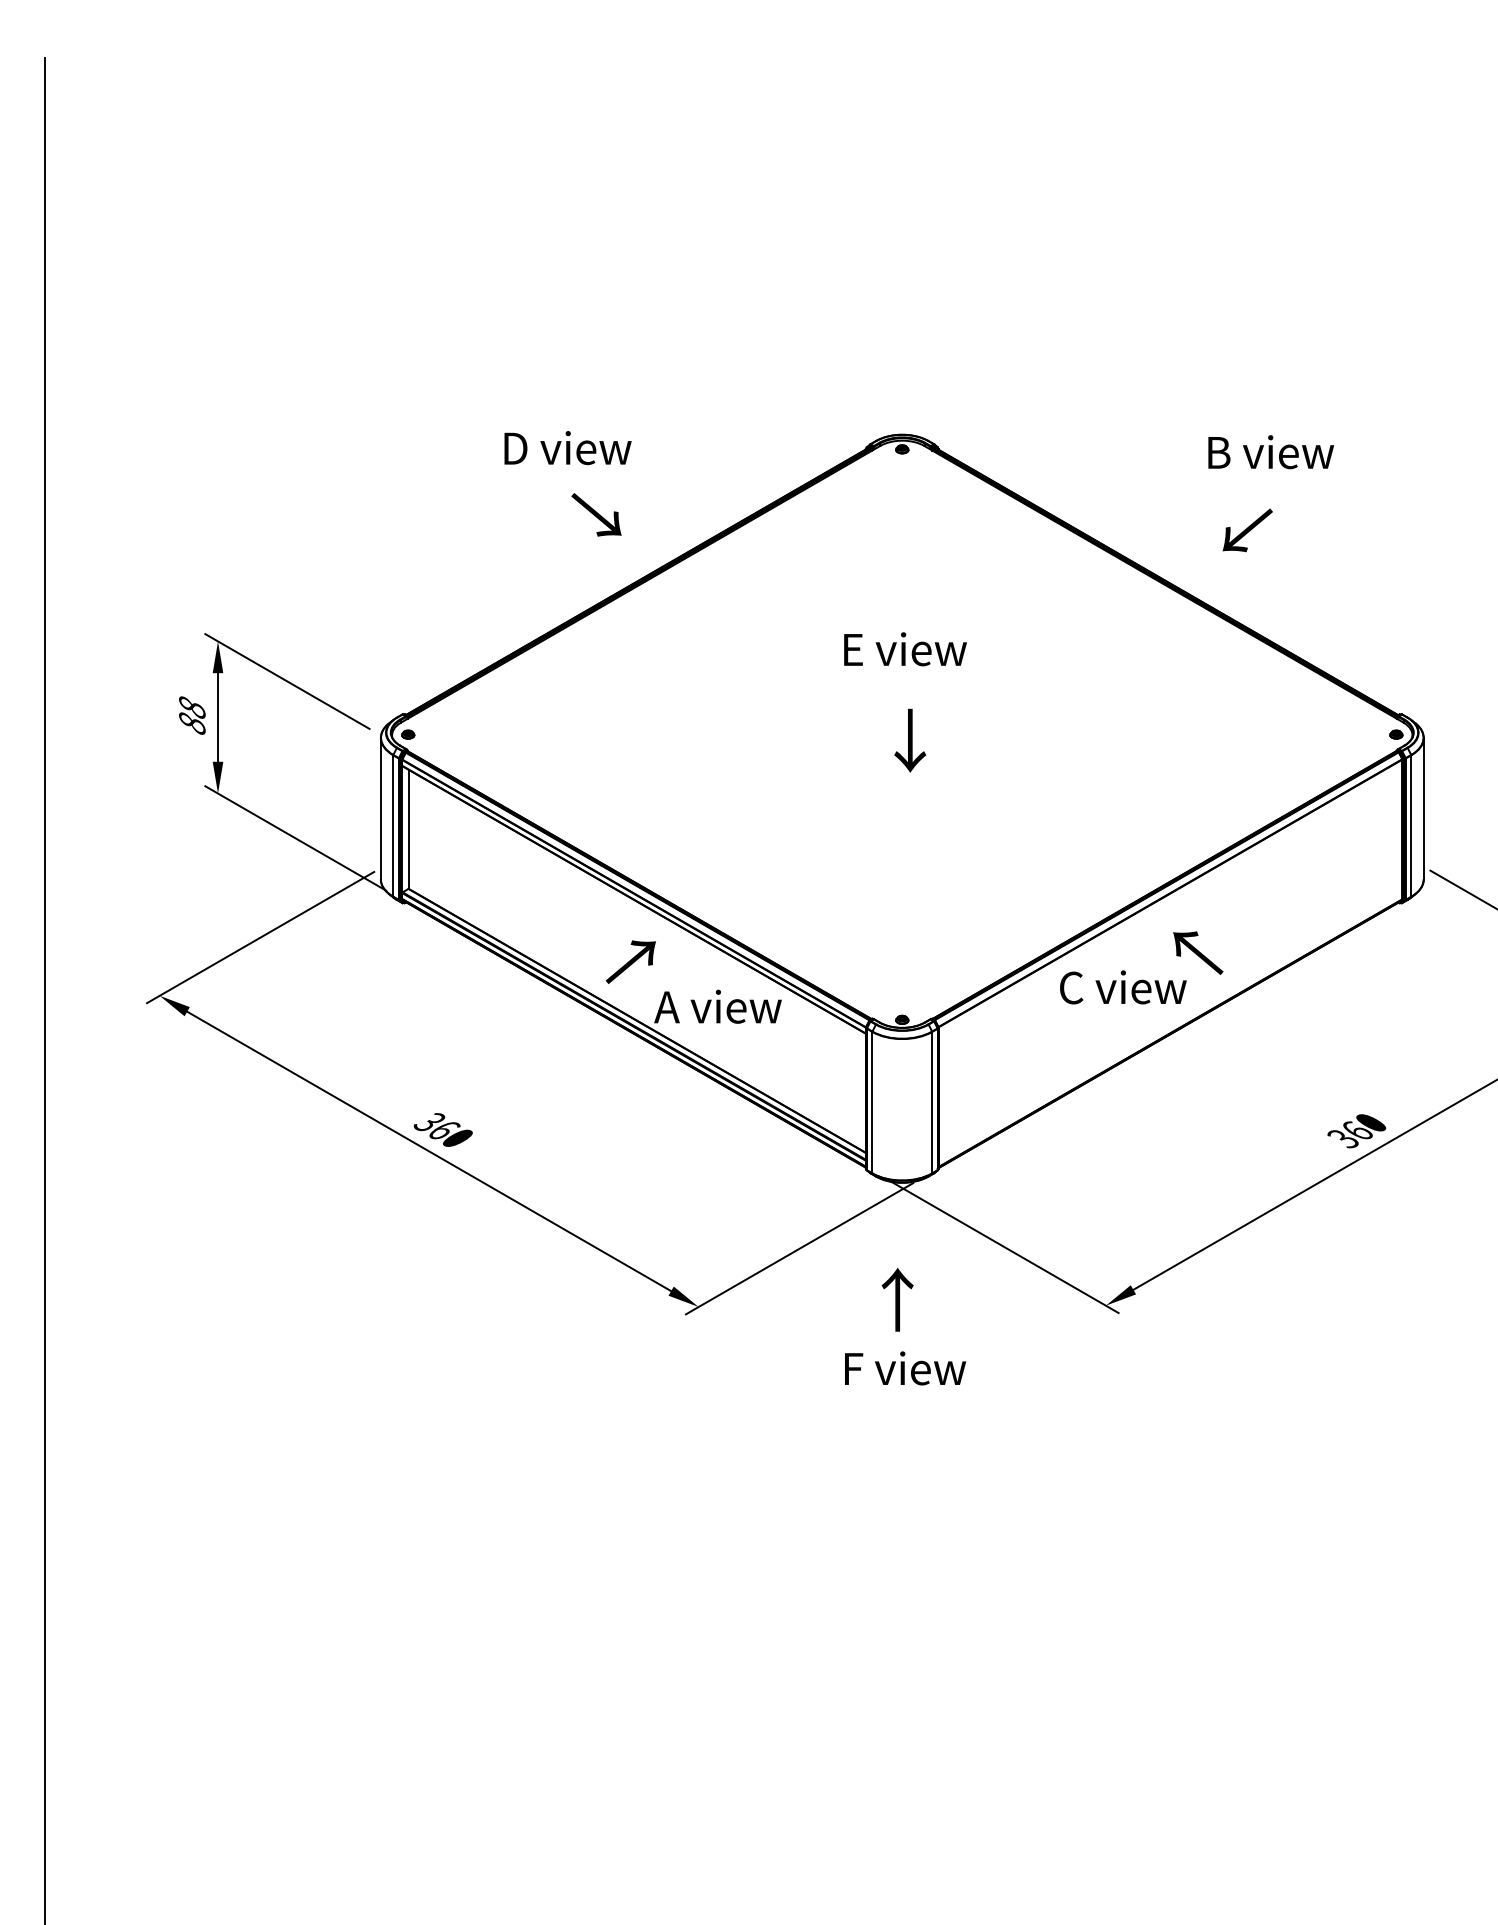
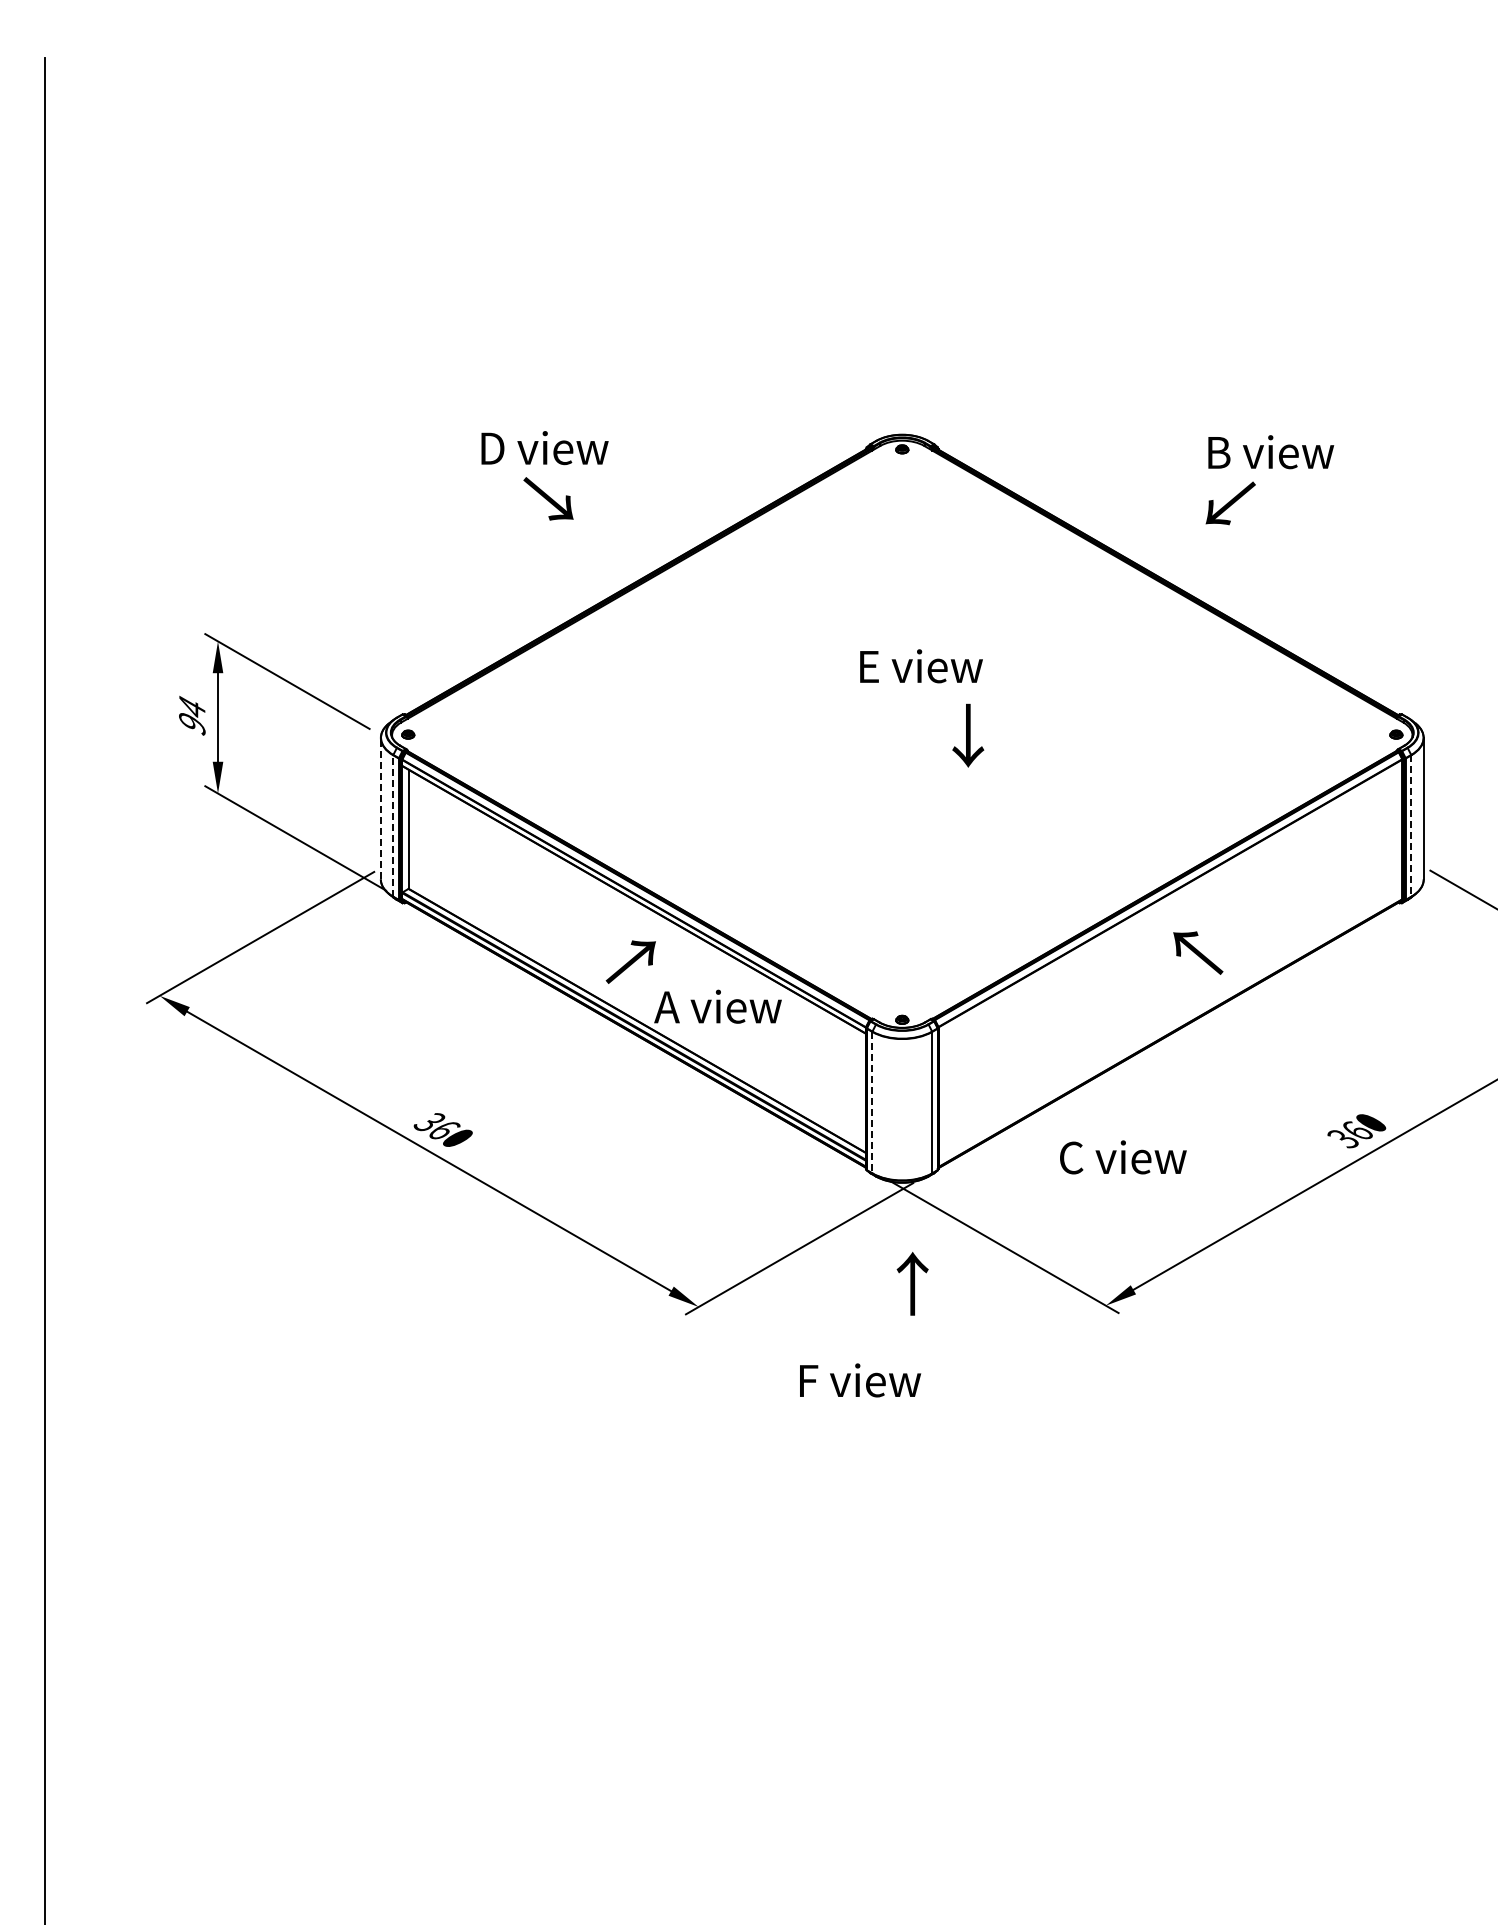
text position: (567, 448) -> (544, 448) (544, 448)
text position: (596, 514) -> (548, 498) (548, 498)
text position: (1247, 530) -> (1230, 503) (1230, 503)
text position: (905, 649) -> (921, 666) (921, 666)
text: 88 -> 94 (192, 715)
text position: (910, 740) -> (968, 735) (968, 735)
line: solid -> dashed (380, 808)
line: solid -> dashed (393, 826)
line: solid -> dashed (1411, 826)
text position: (1123, 987) -> (1123, 1157) (1123, 1157)
line: solid -> dashed (872, 1102)
text position: (897, 1299) -> (912, 1283) (912, 1283)
text position: (905, 1368) -> (860, 1380) (860, 1380)
